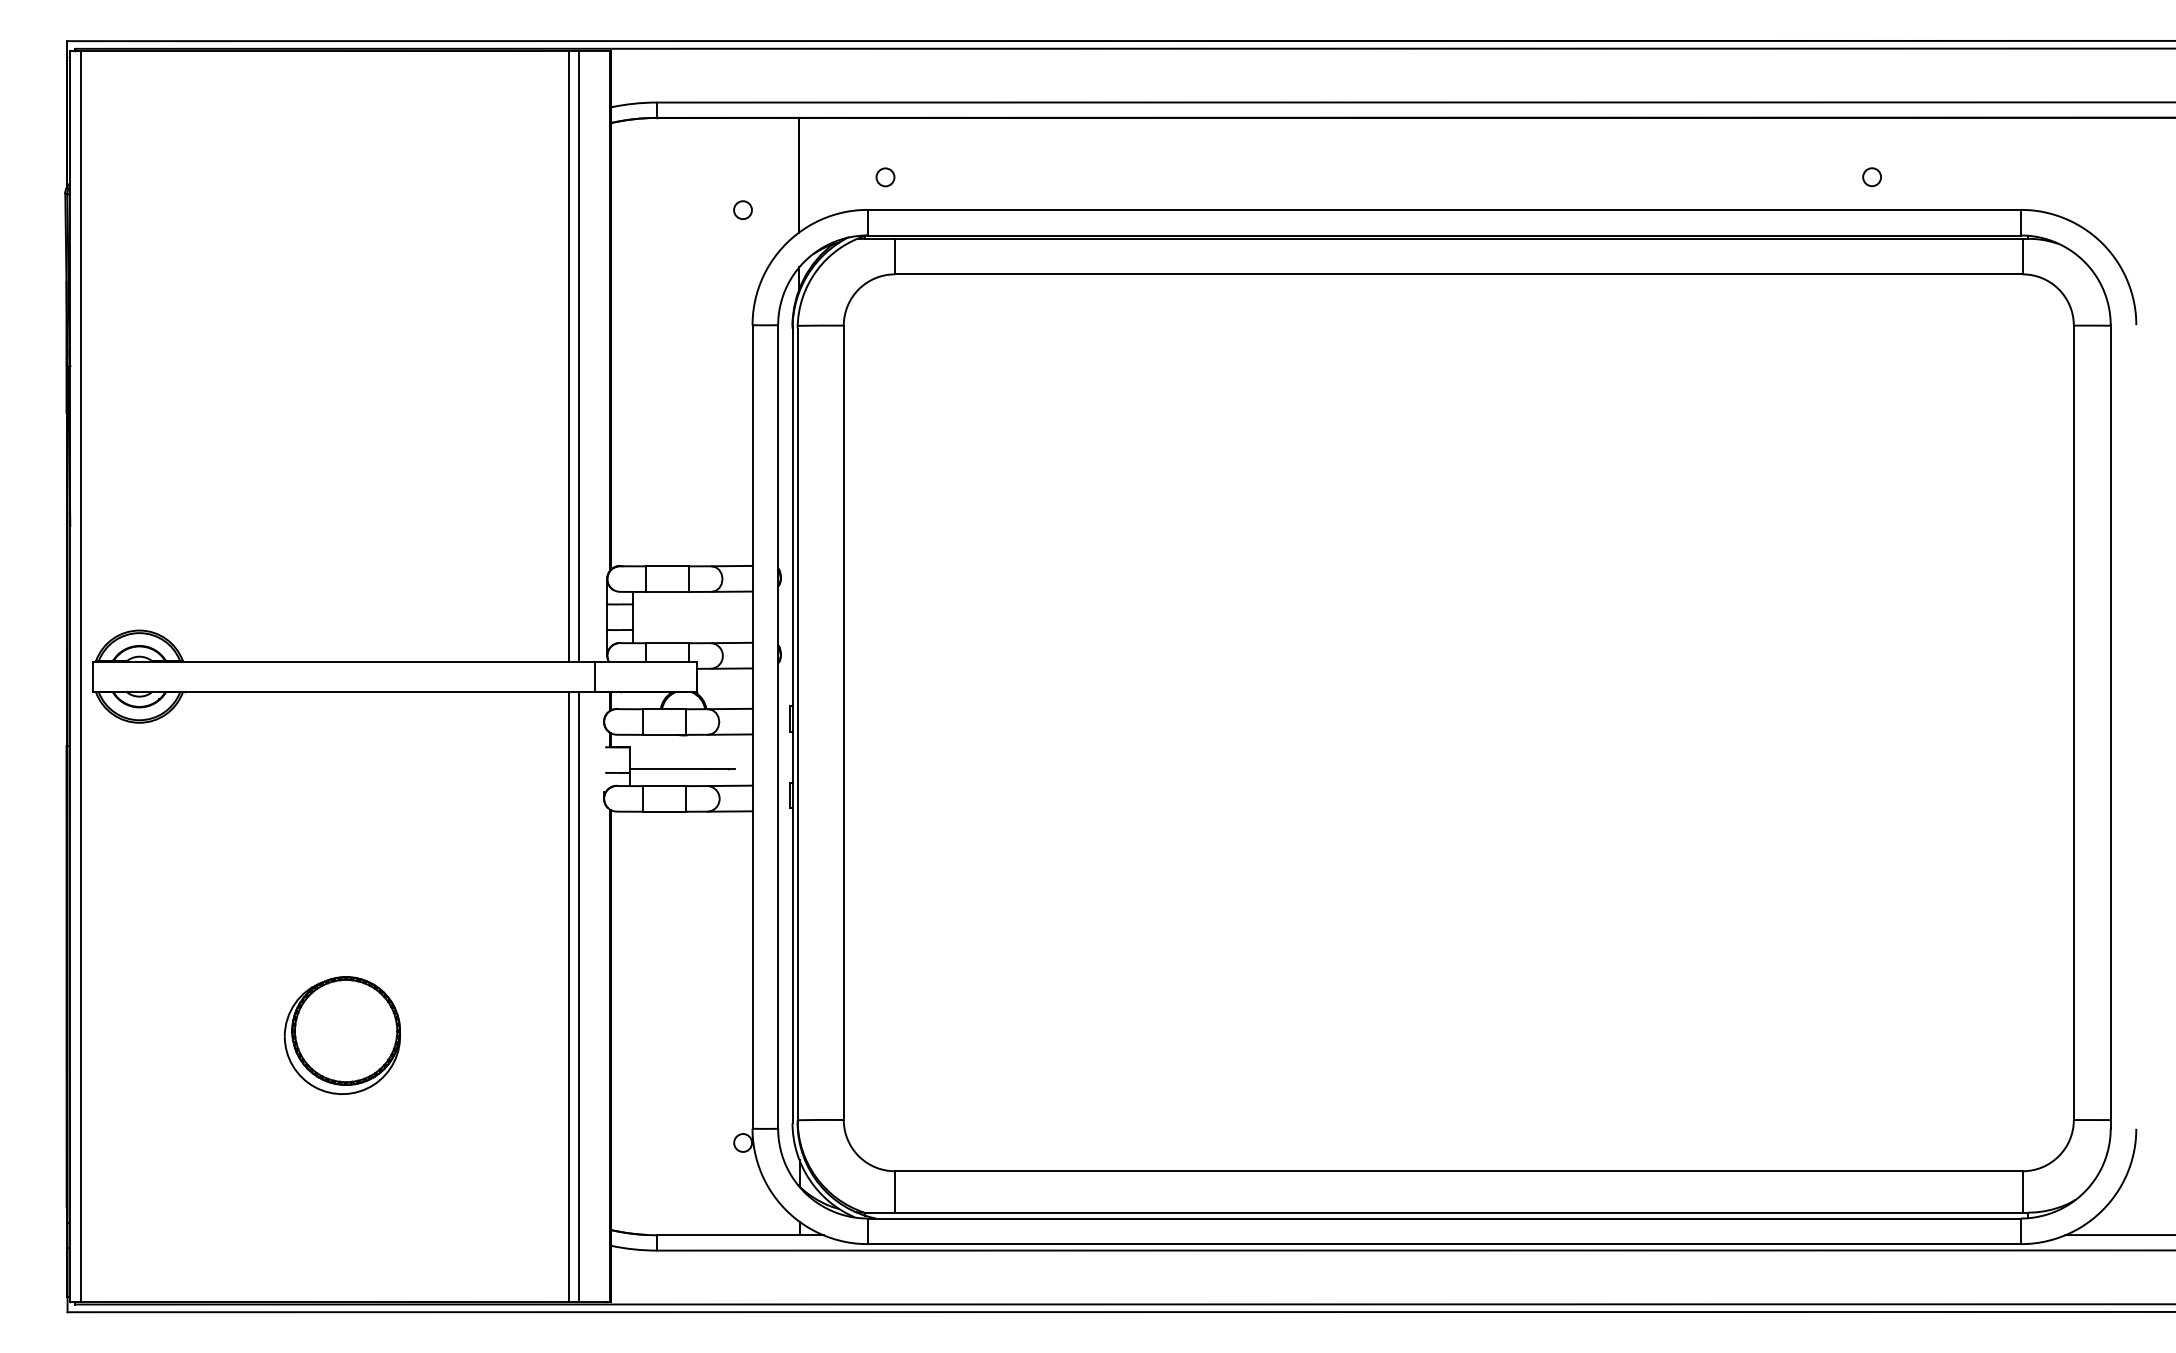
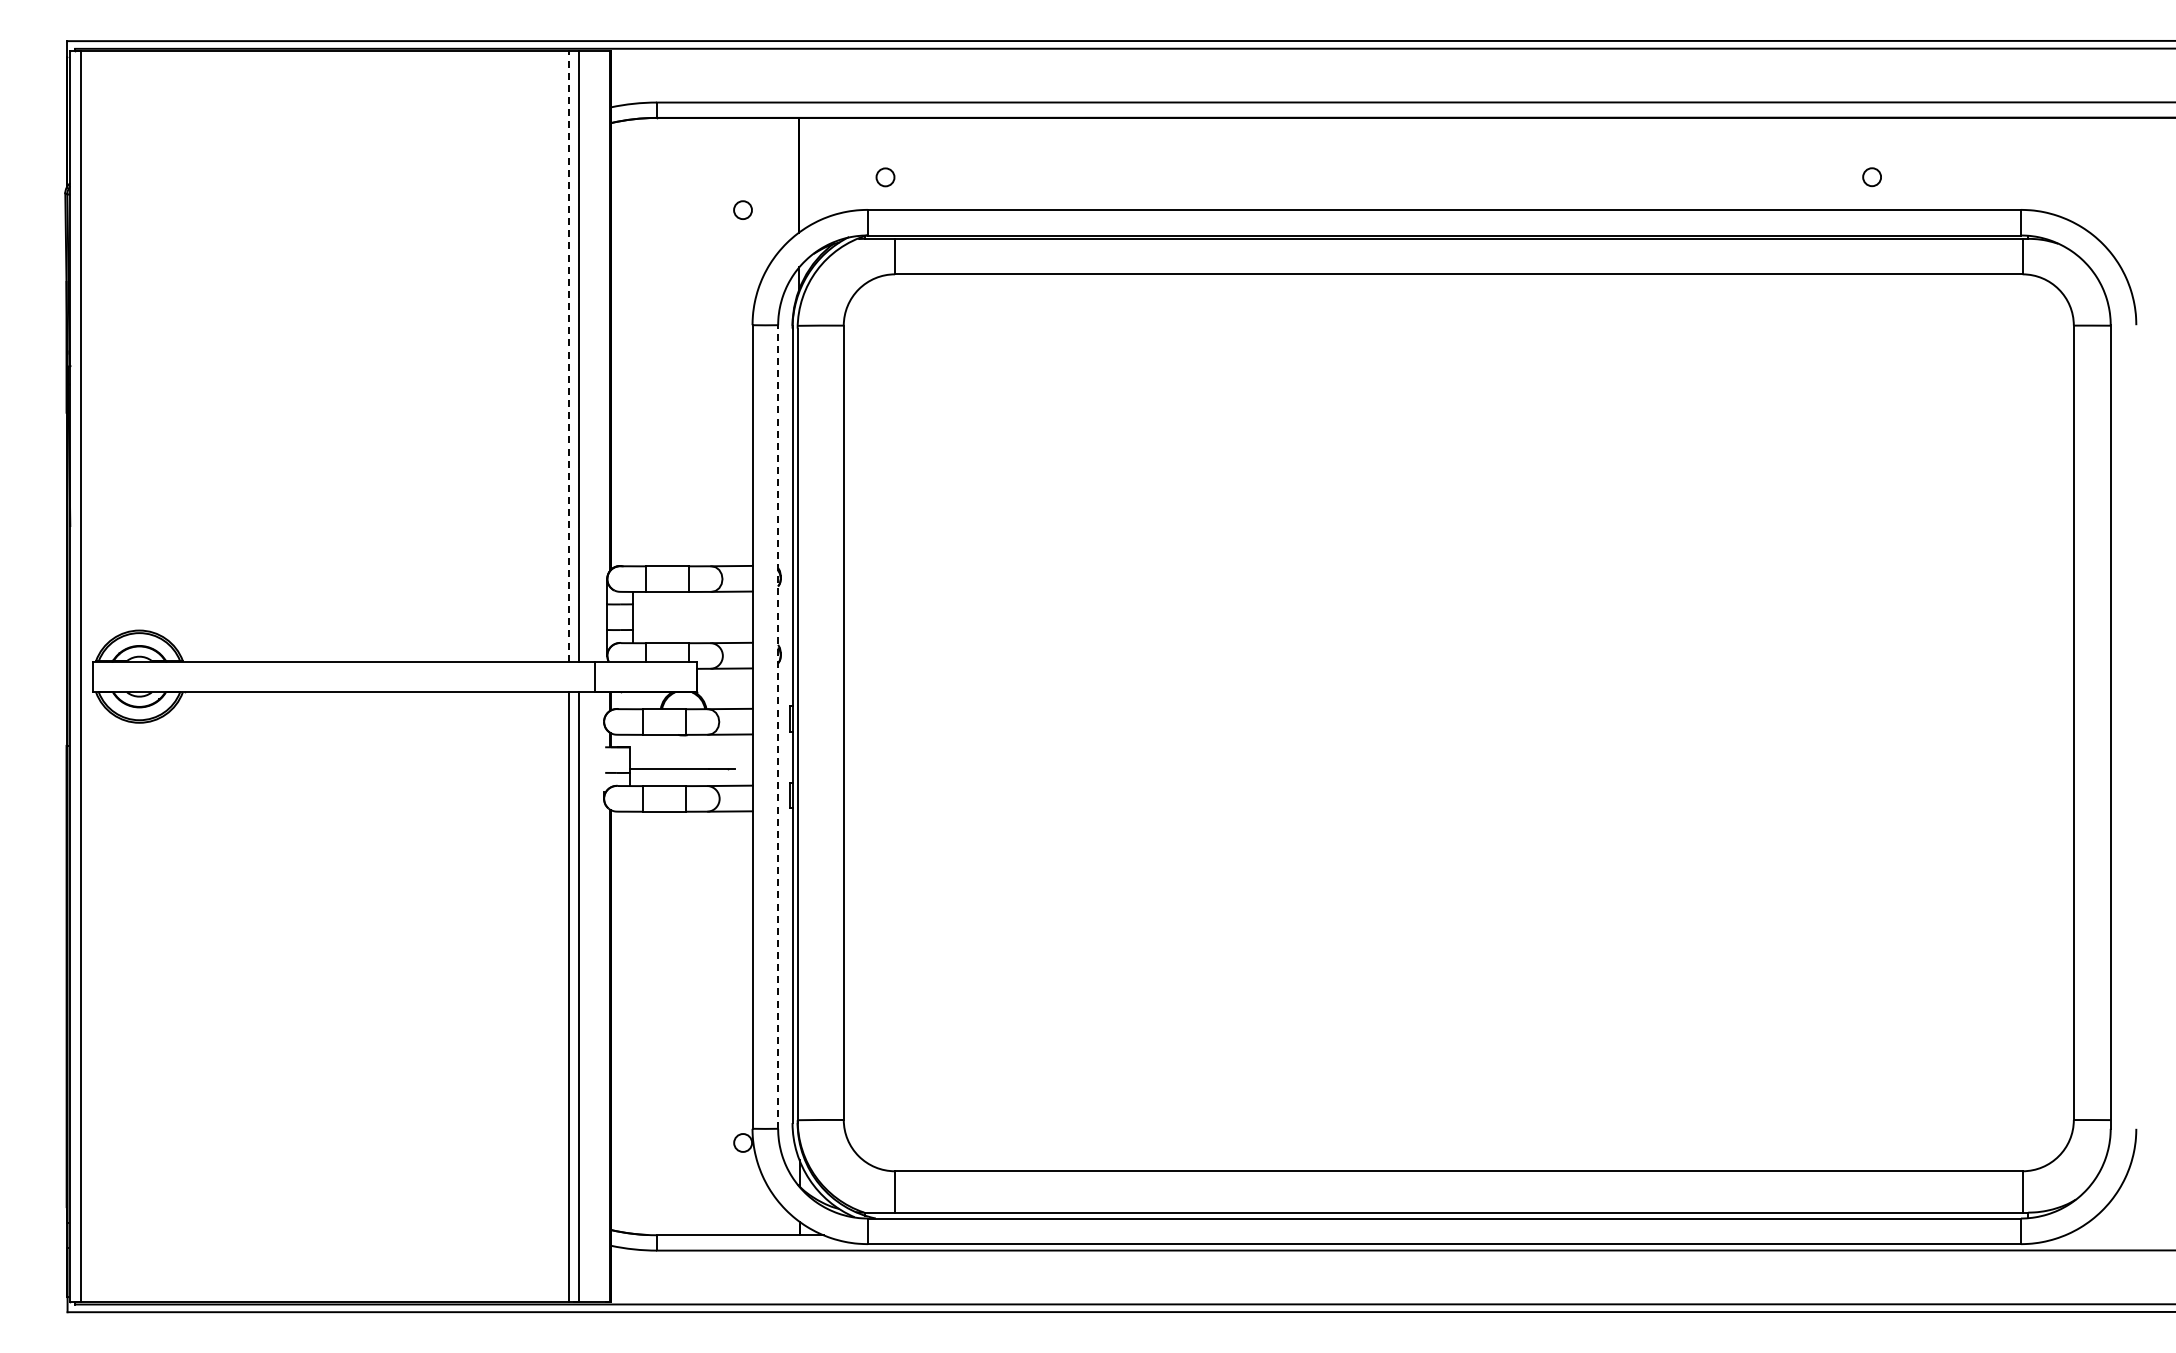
line: solid -> dashed (569, 356)
line: solid -> dashed (778, 727)
part: present -> none (341, 1035)
line: present -> none (2118, 1235)
